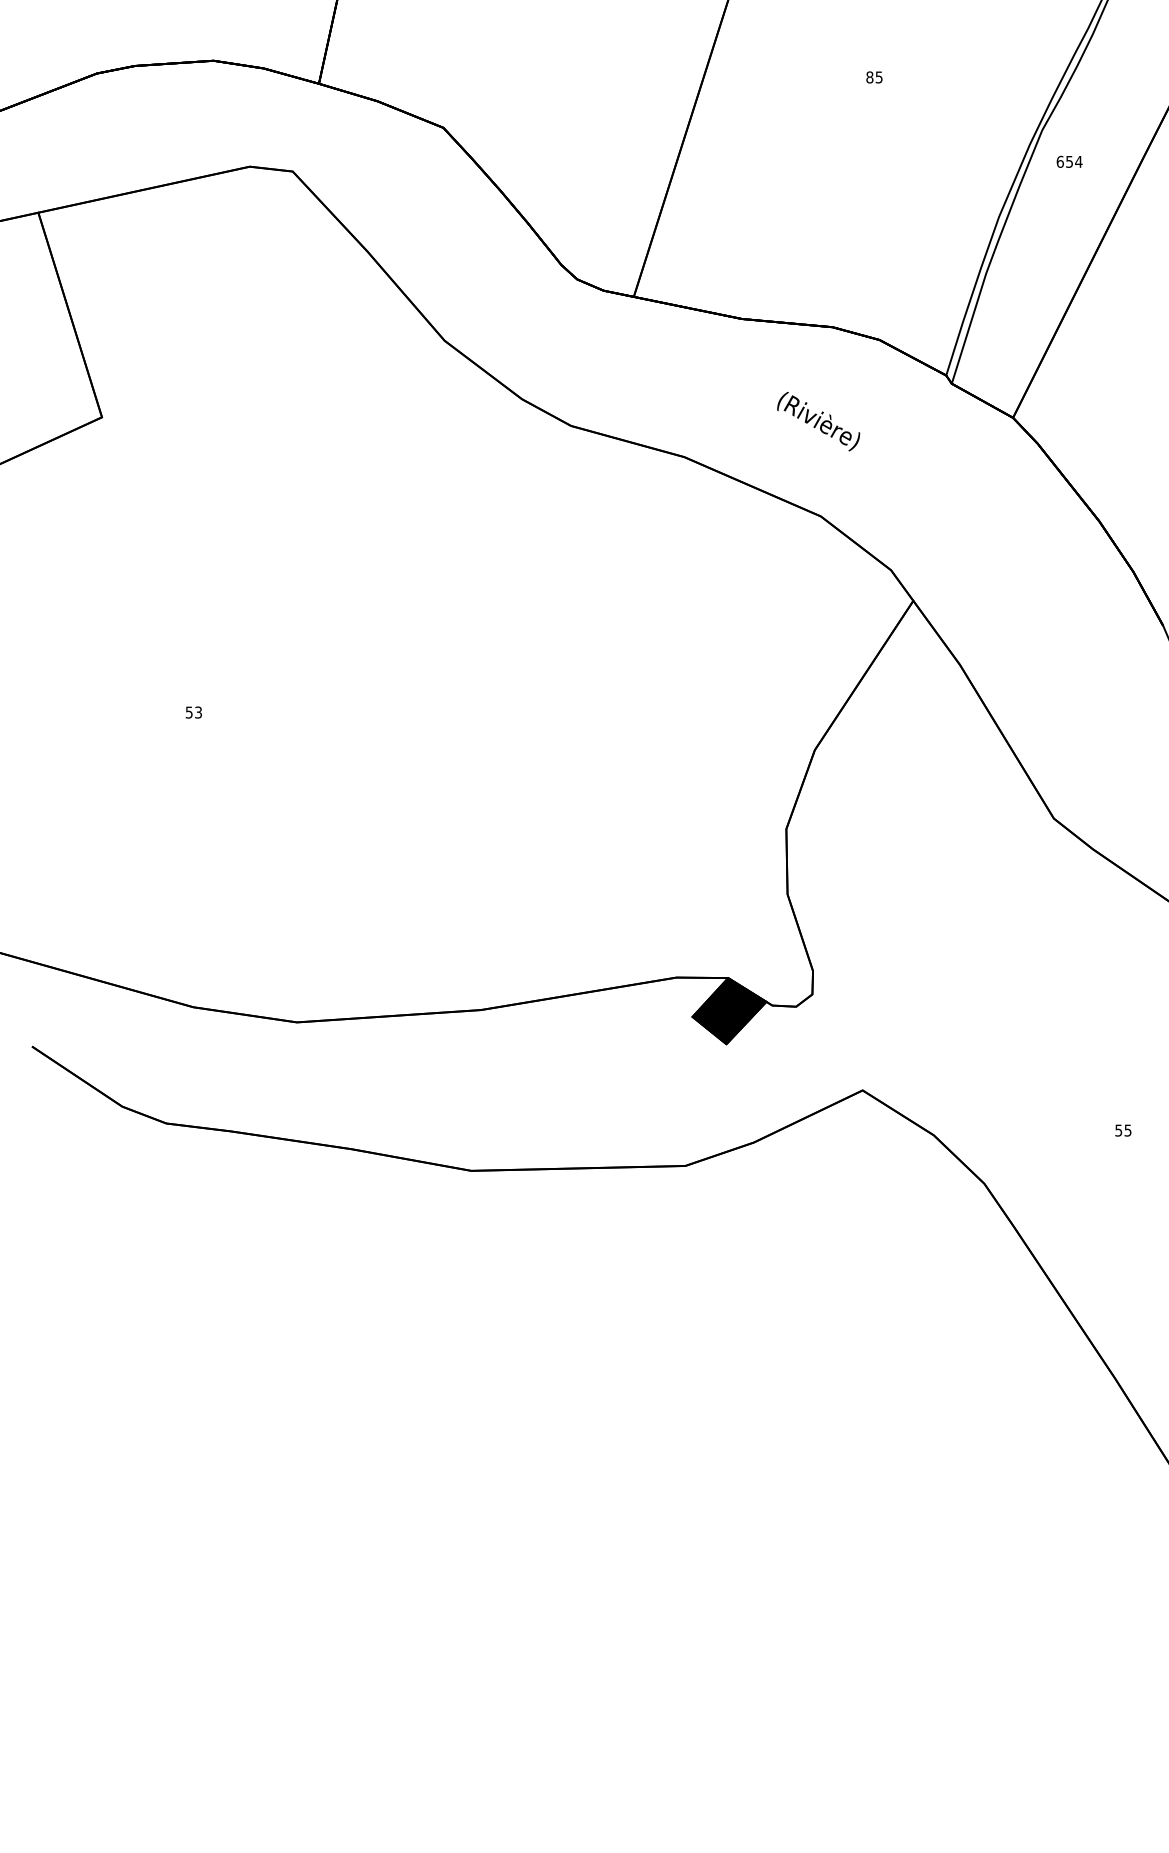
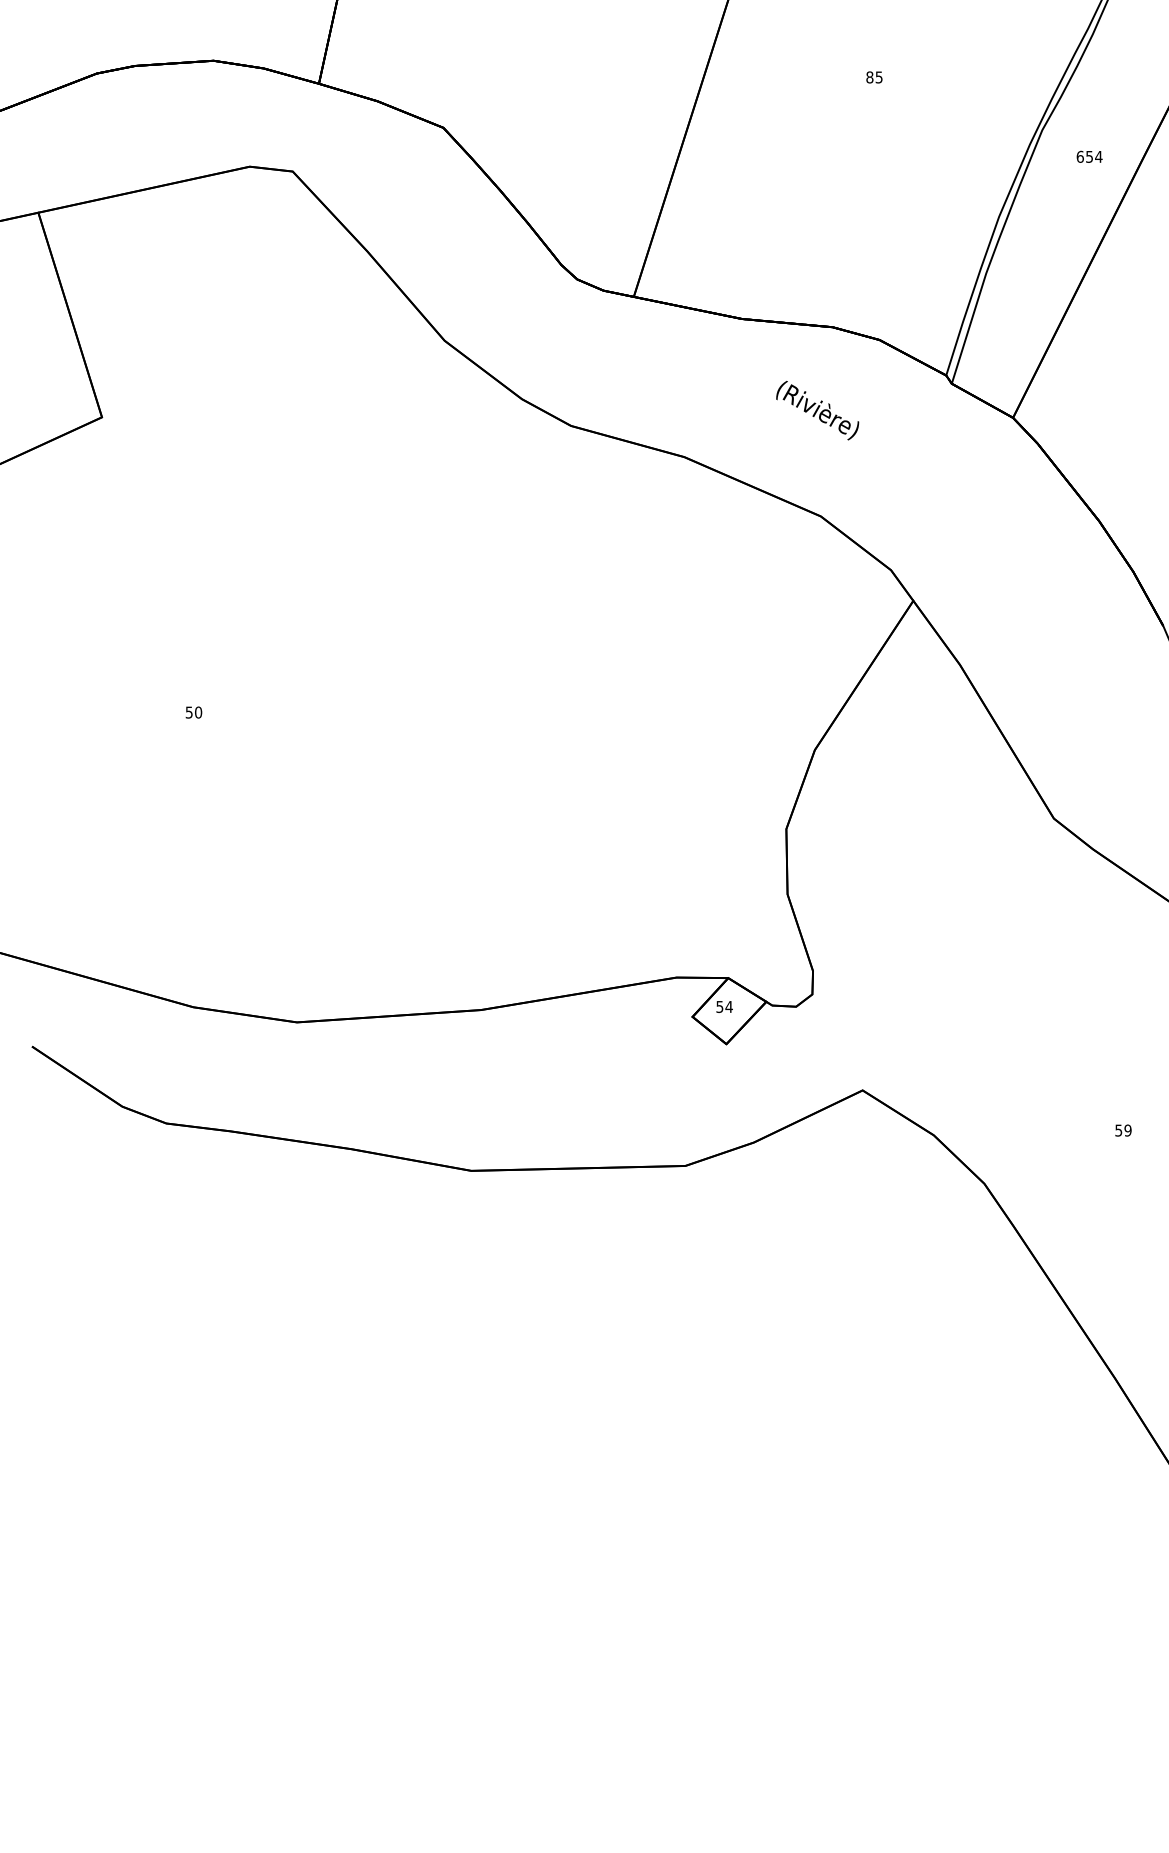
text position: (1069, 161) -> (1089, 156) (1089, 156)
text position: (818, 421) -> (817, 410) (817, 410)
text: 53 -> 50 (198, 712)
fill: present -> none (729, 1011)
text: 55 -> 59 (1127, 1130)
